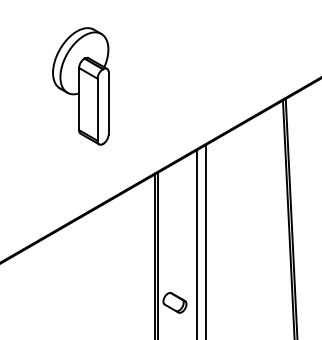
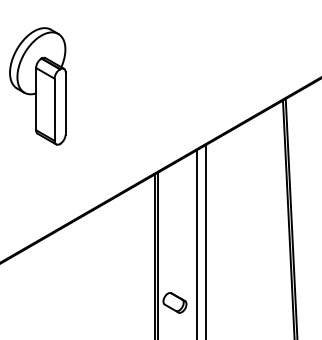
part position: (80, 86) -> (37, 86) (37, 86)
